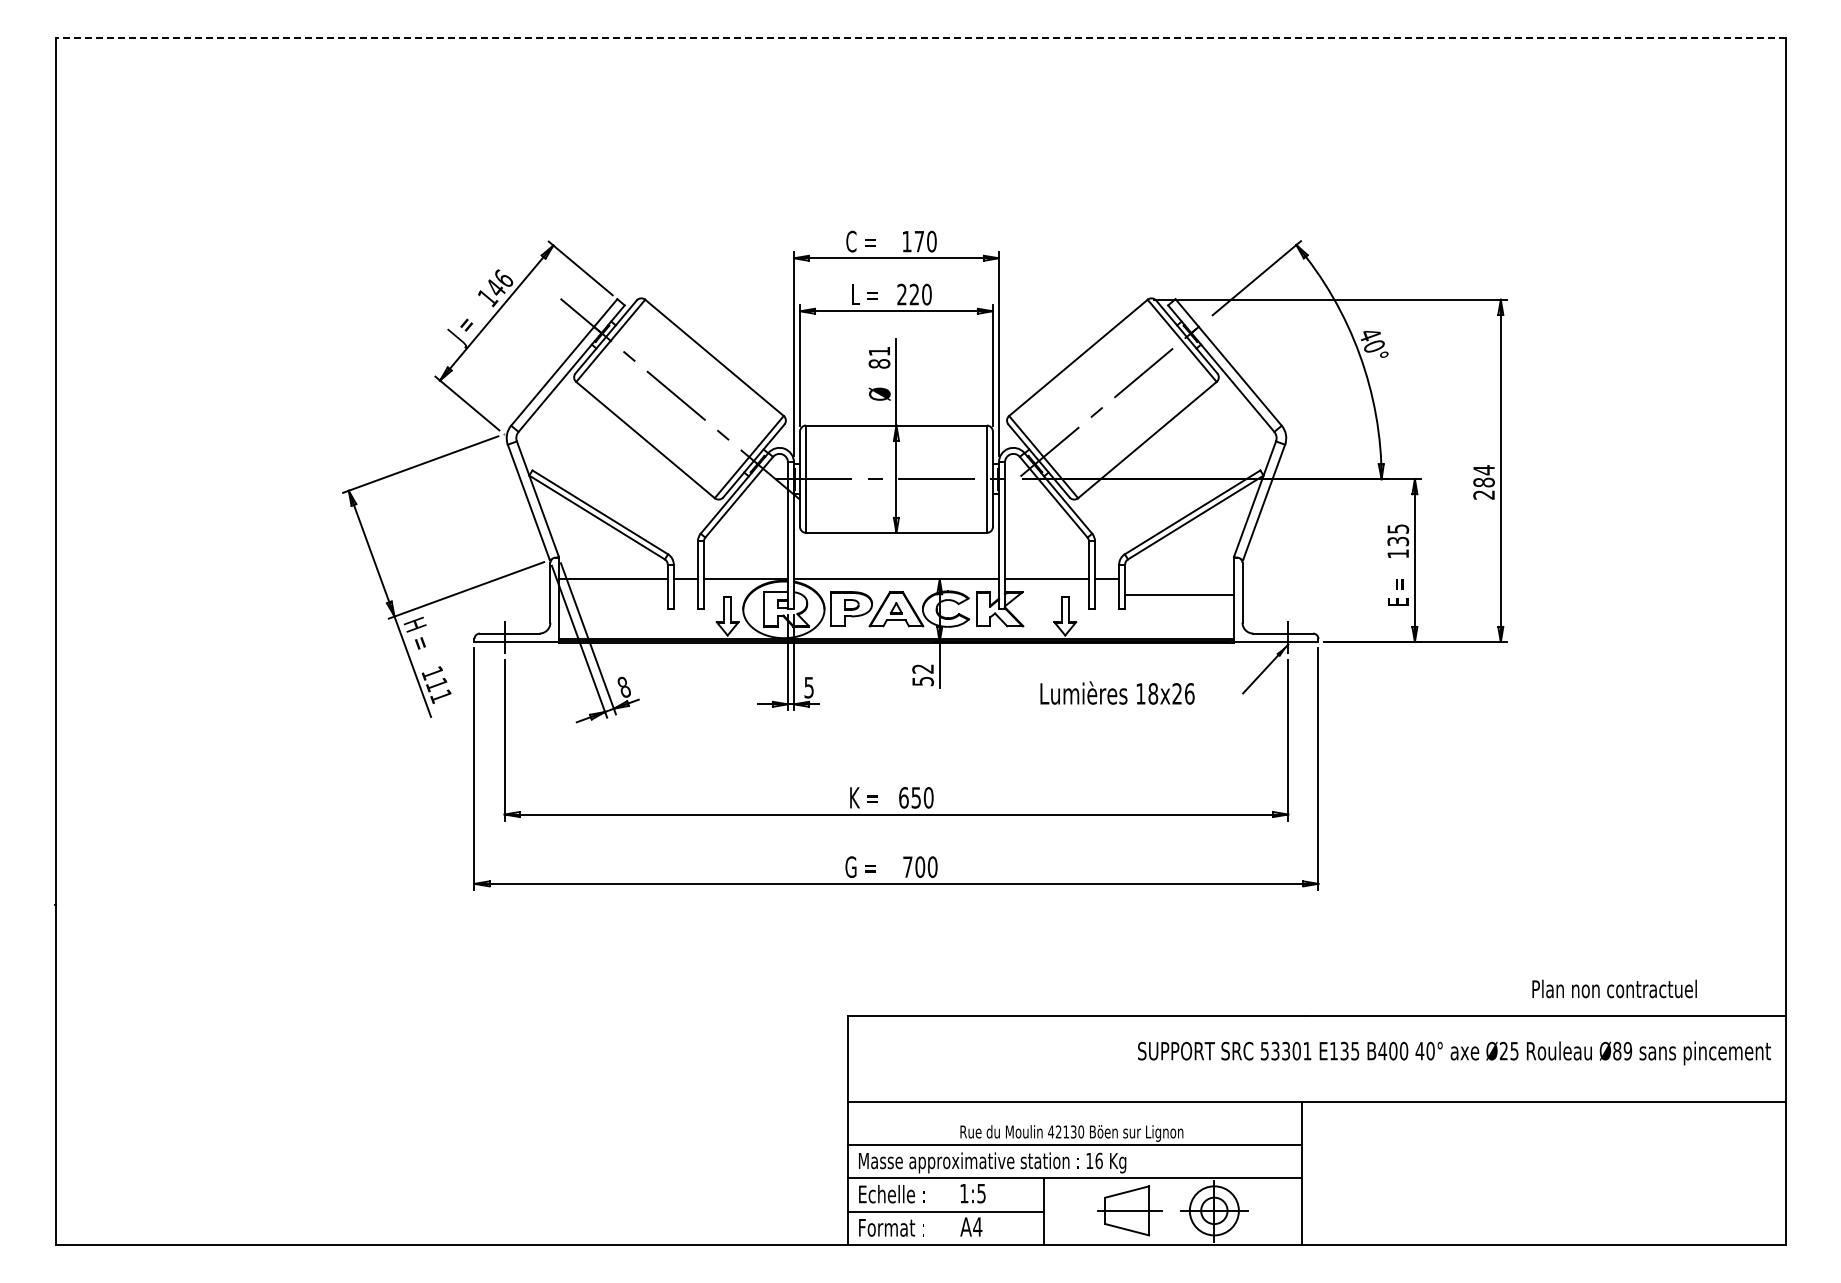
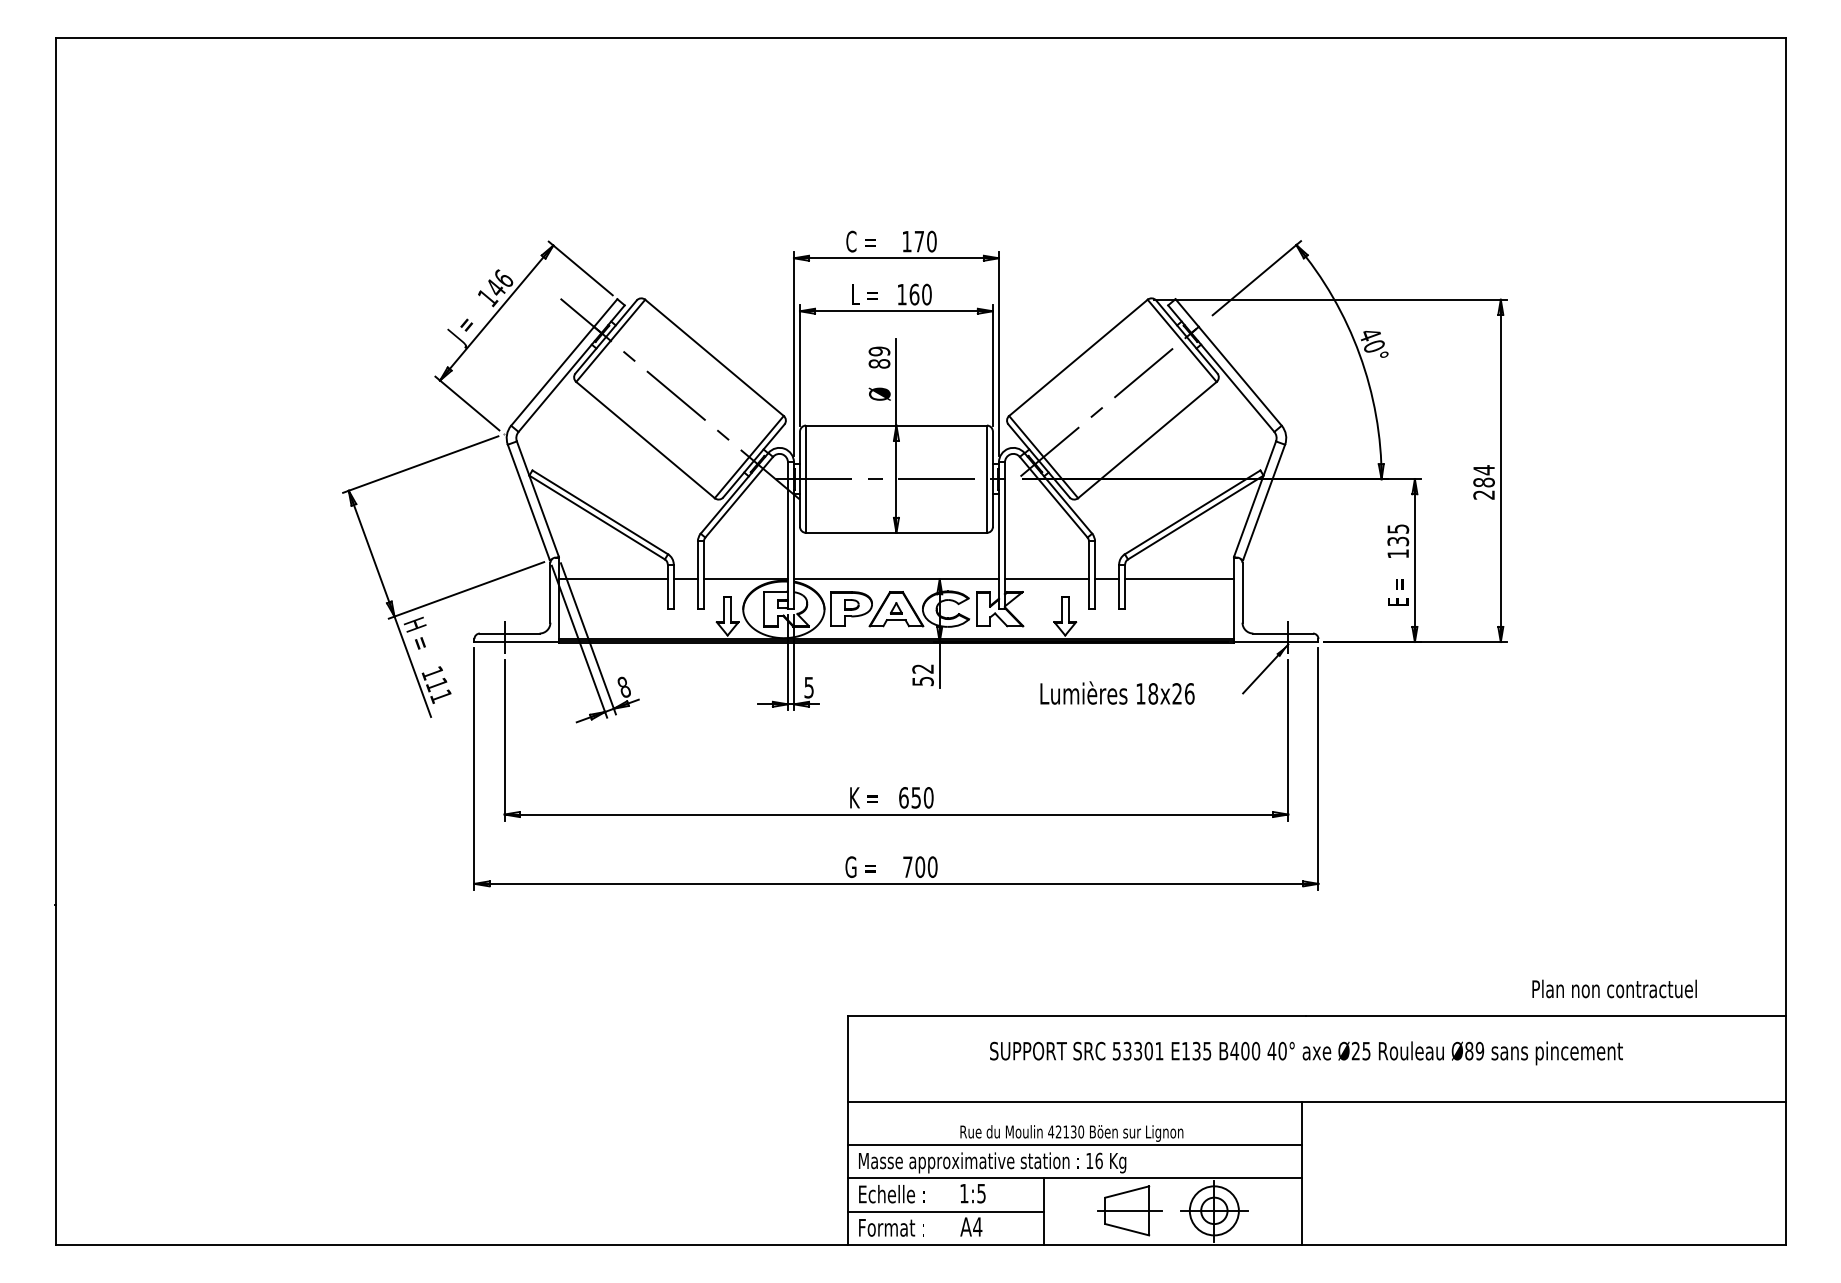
line: dashed -> solid (920, 38)
text: 220 -> 160 (908, 294)
text: 81 -> 89 (879, 351)
line position: (1179, 595) -> (1179, 579) (1179, 579)
text position: (1454, 1053) -> (1306, 1053) (1306, 1053)
